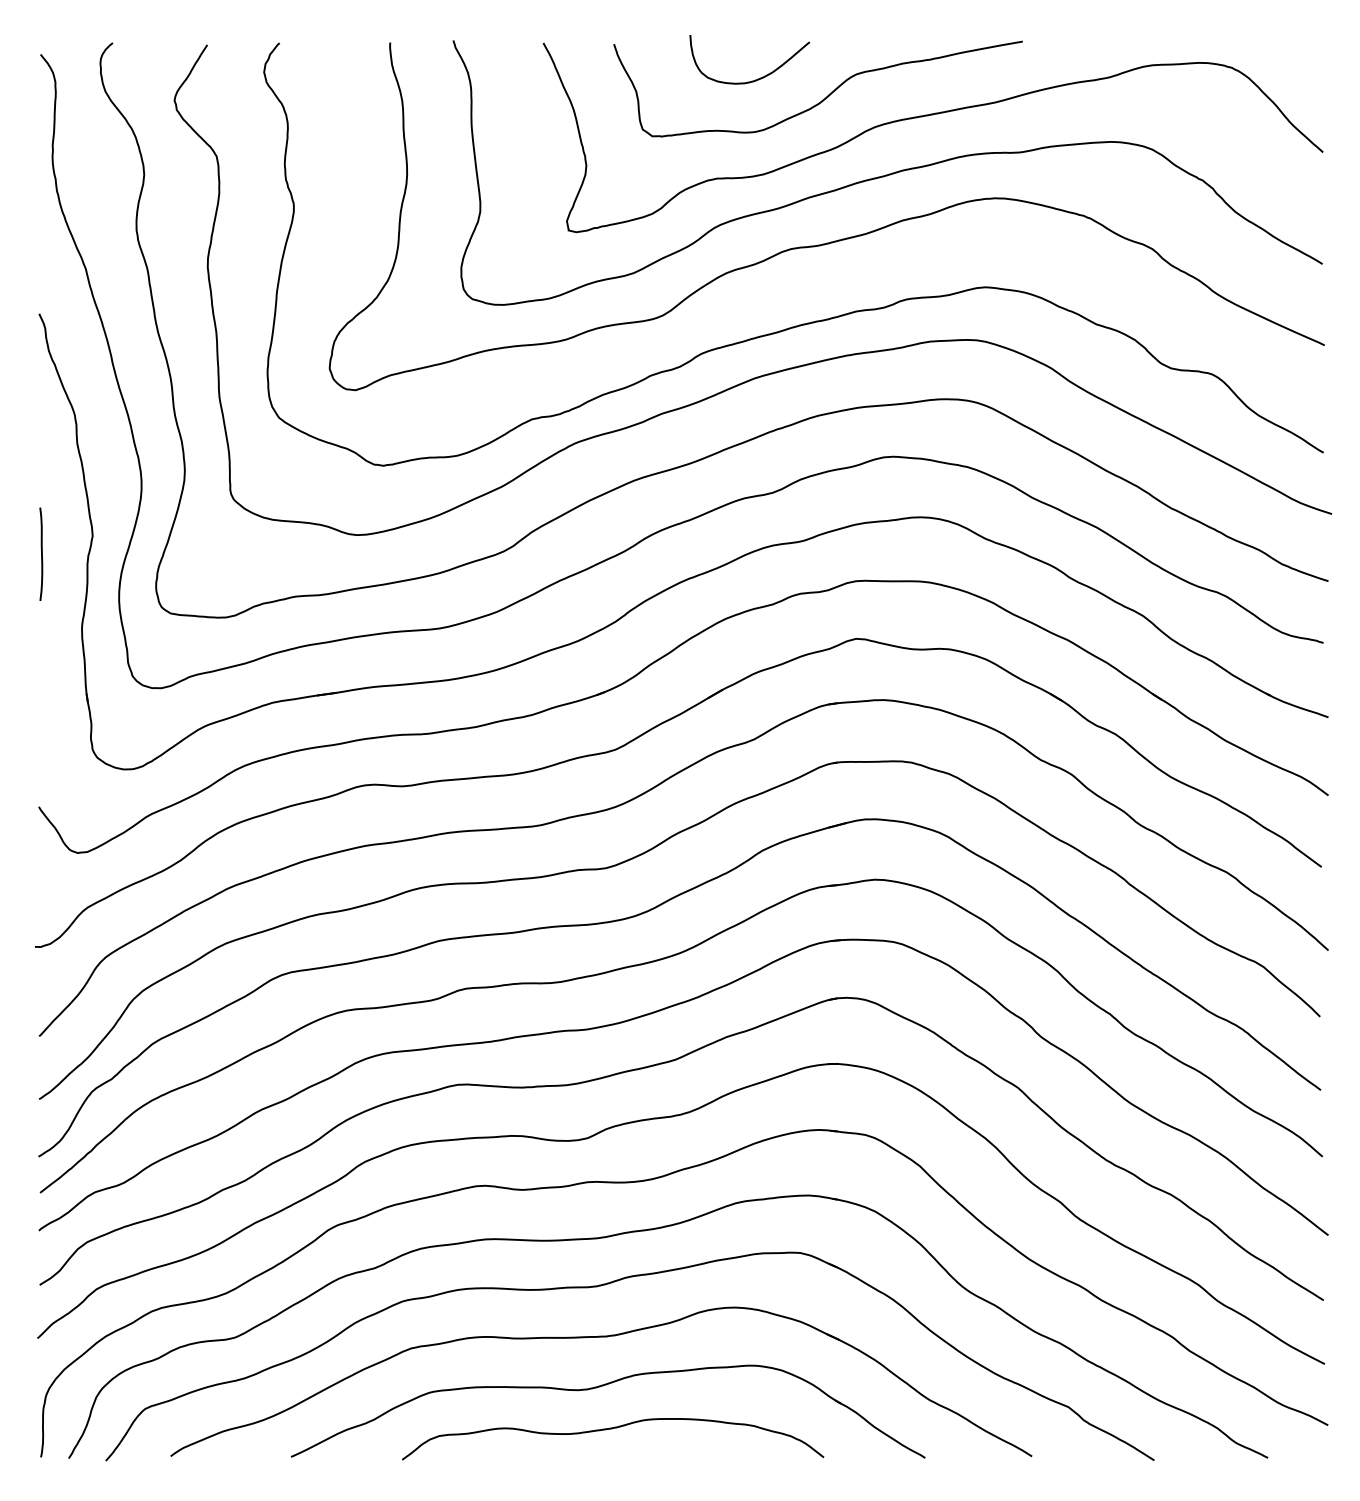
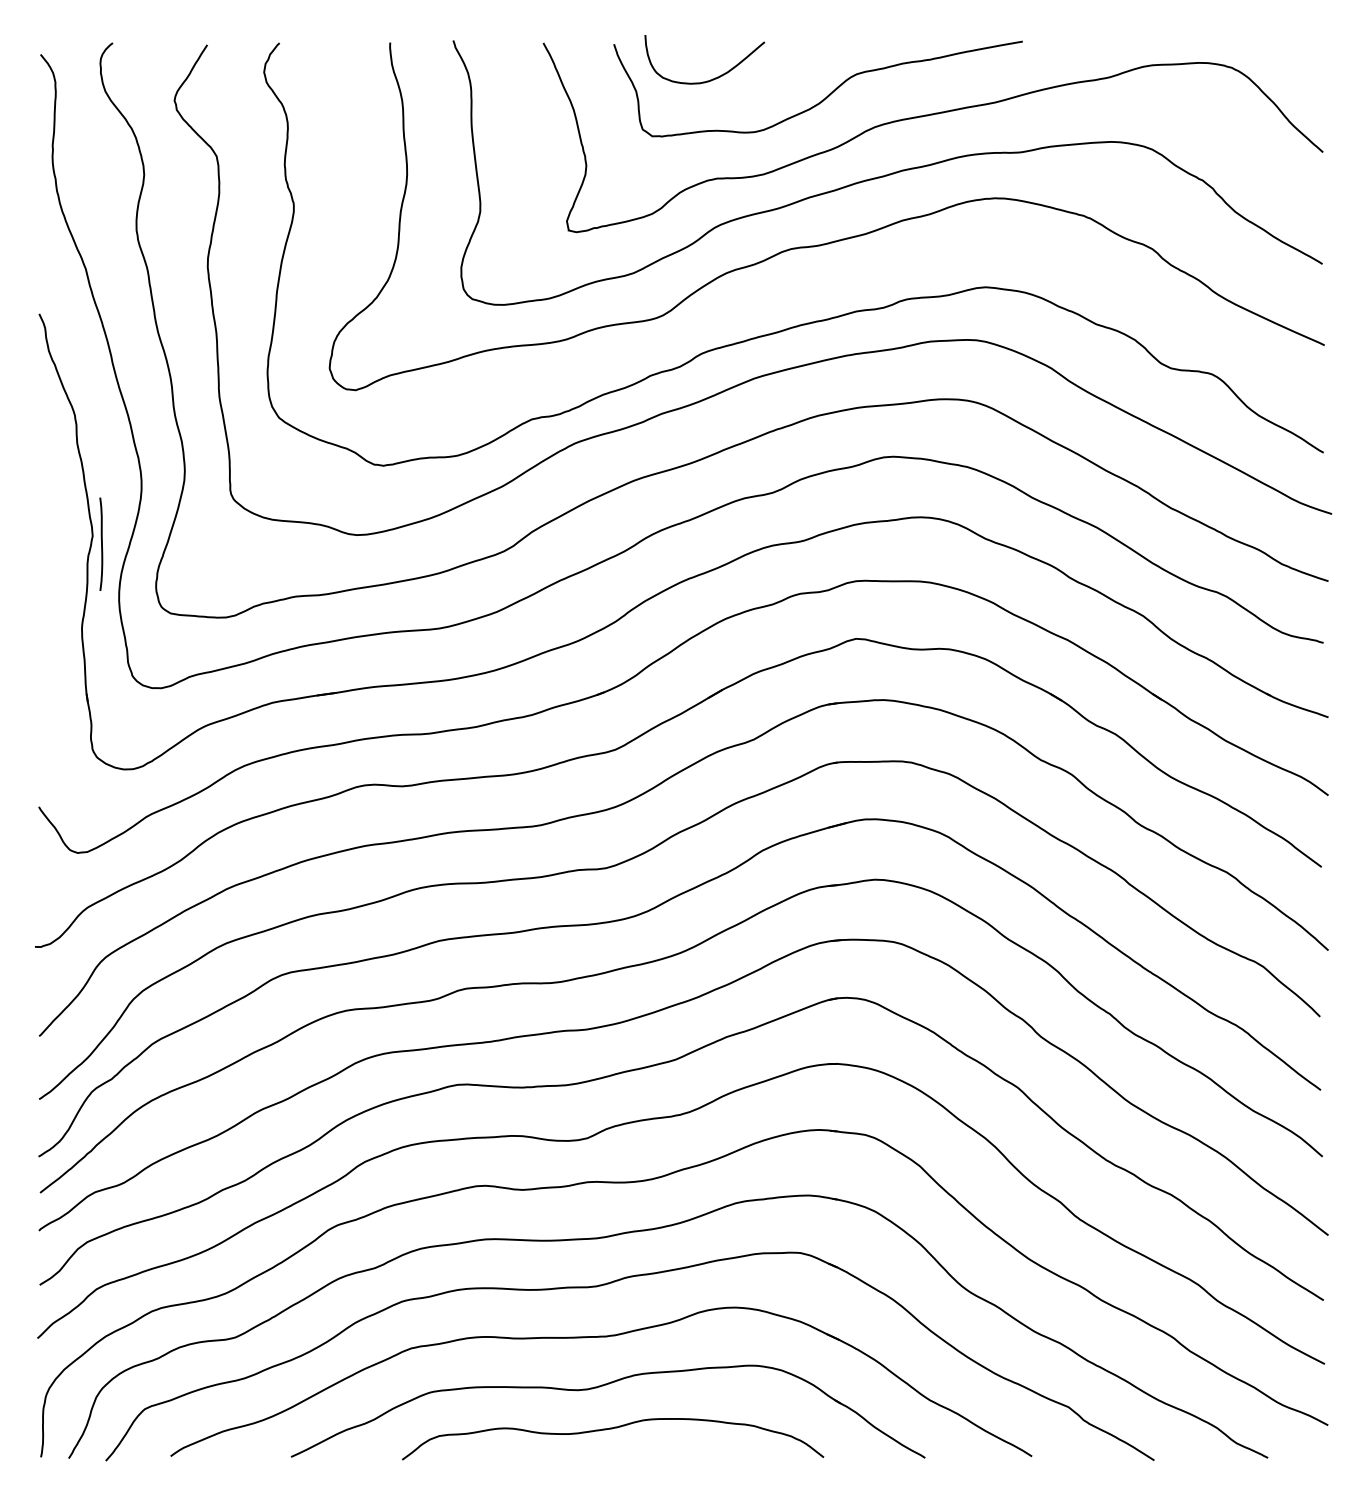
curve position: (757, 78) -> (712, 78) (712, 78)
curve position: (41, 553) -> (101, 543) (101, 543)
